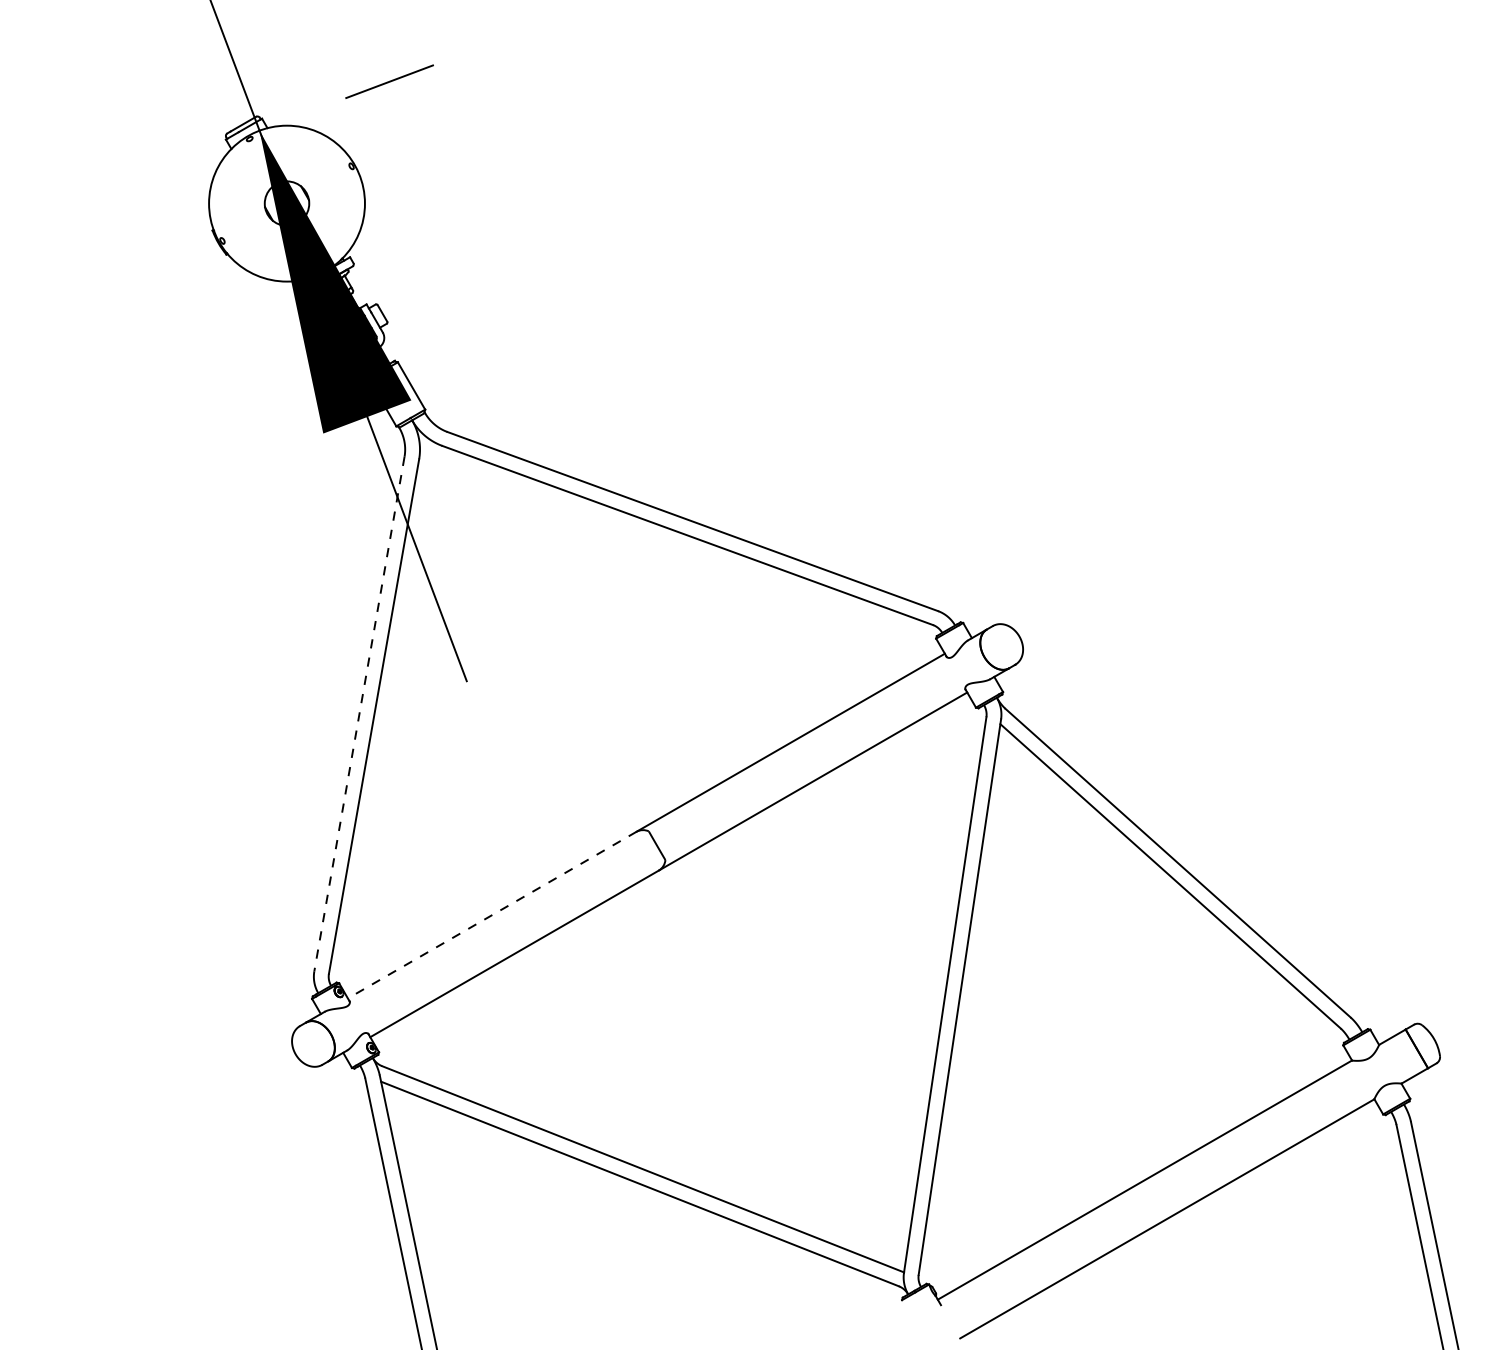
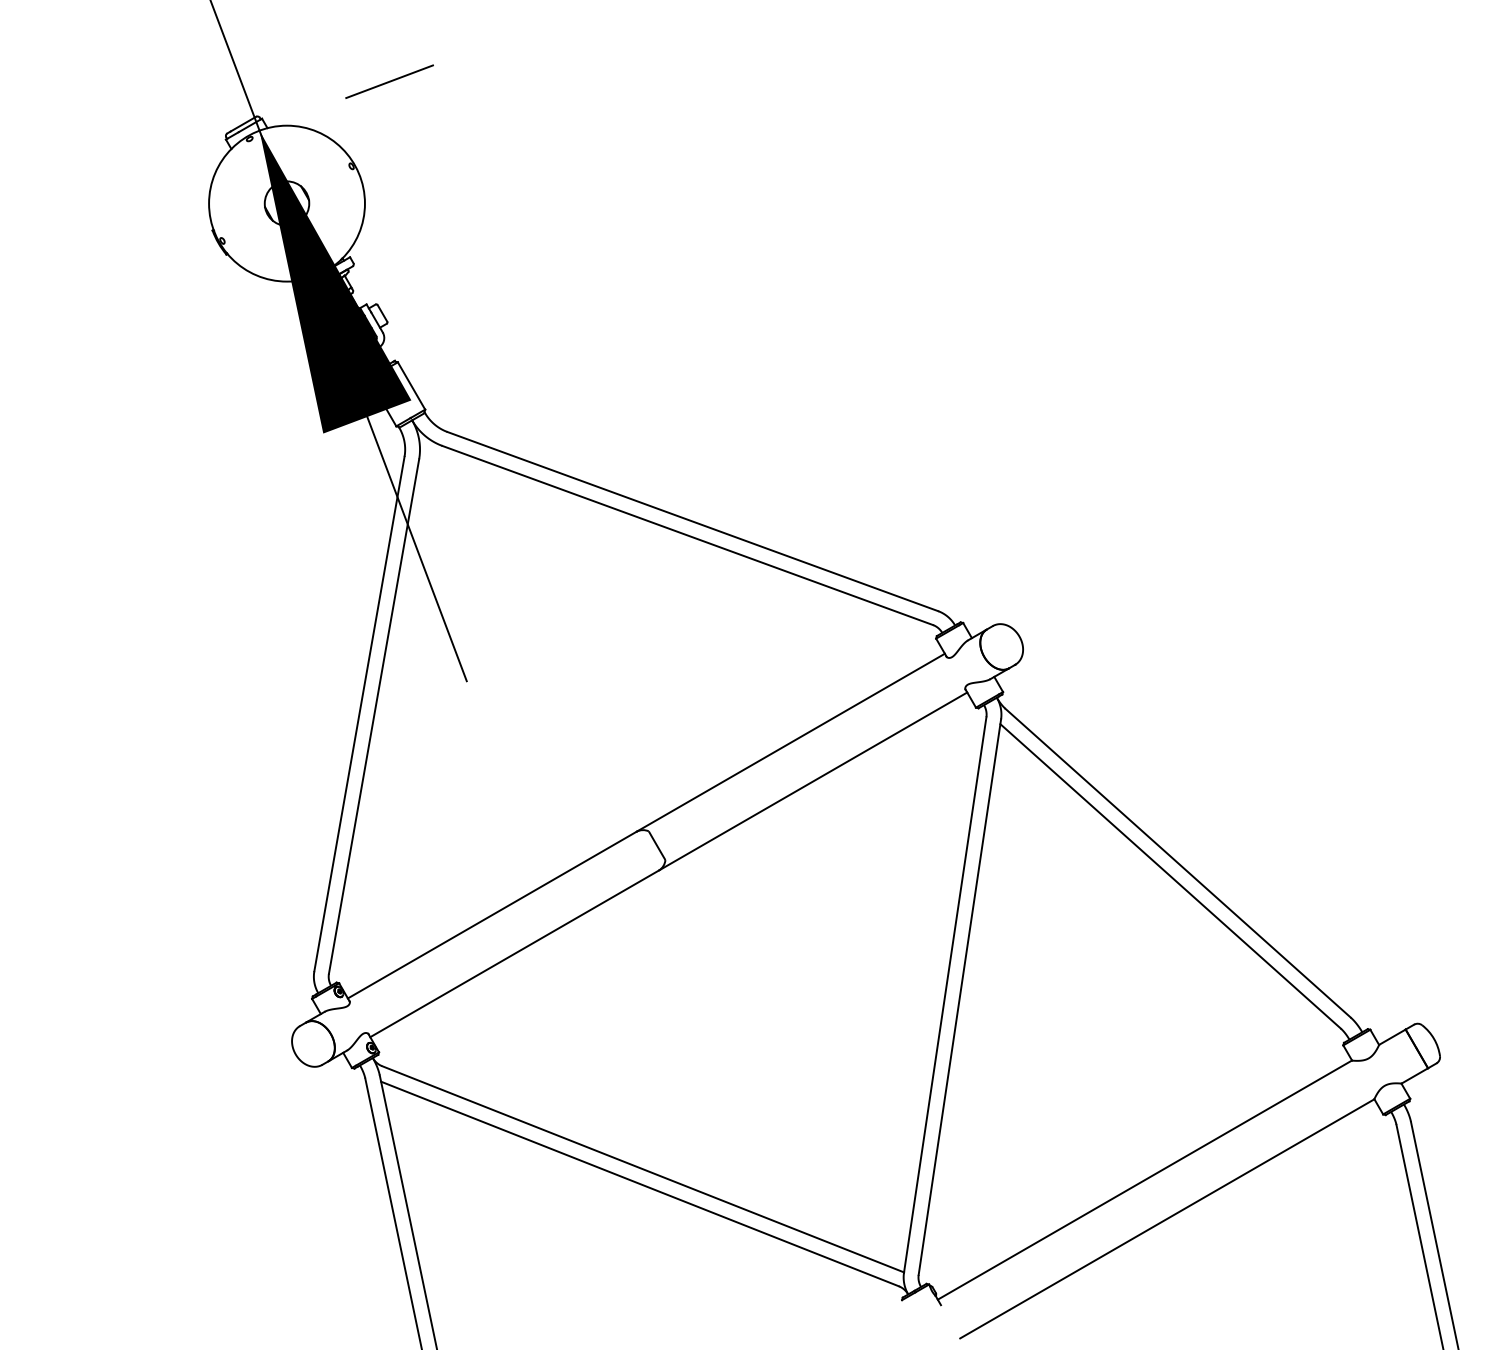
line: dashed -> solid (359, 714)
line: dashed -> solid (492, 915)
